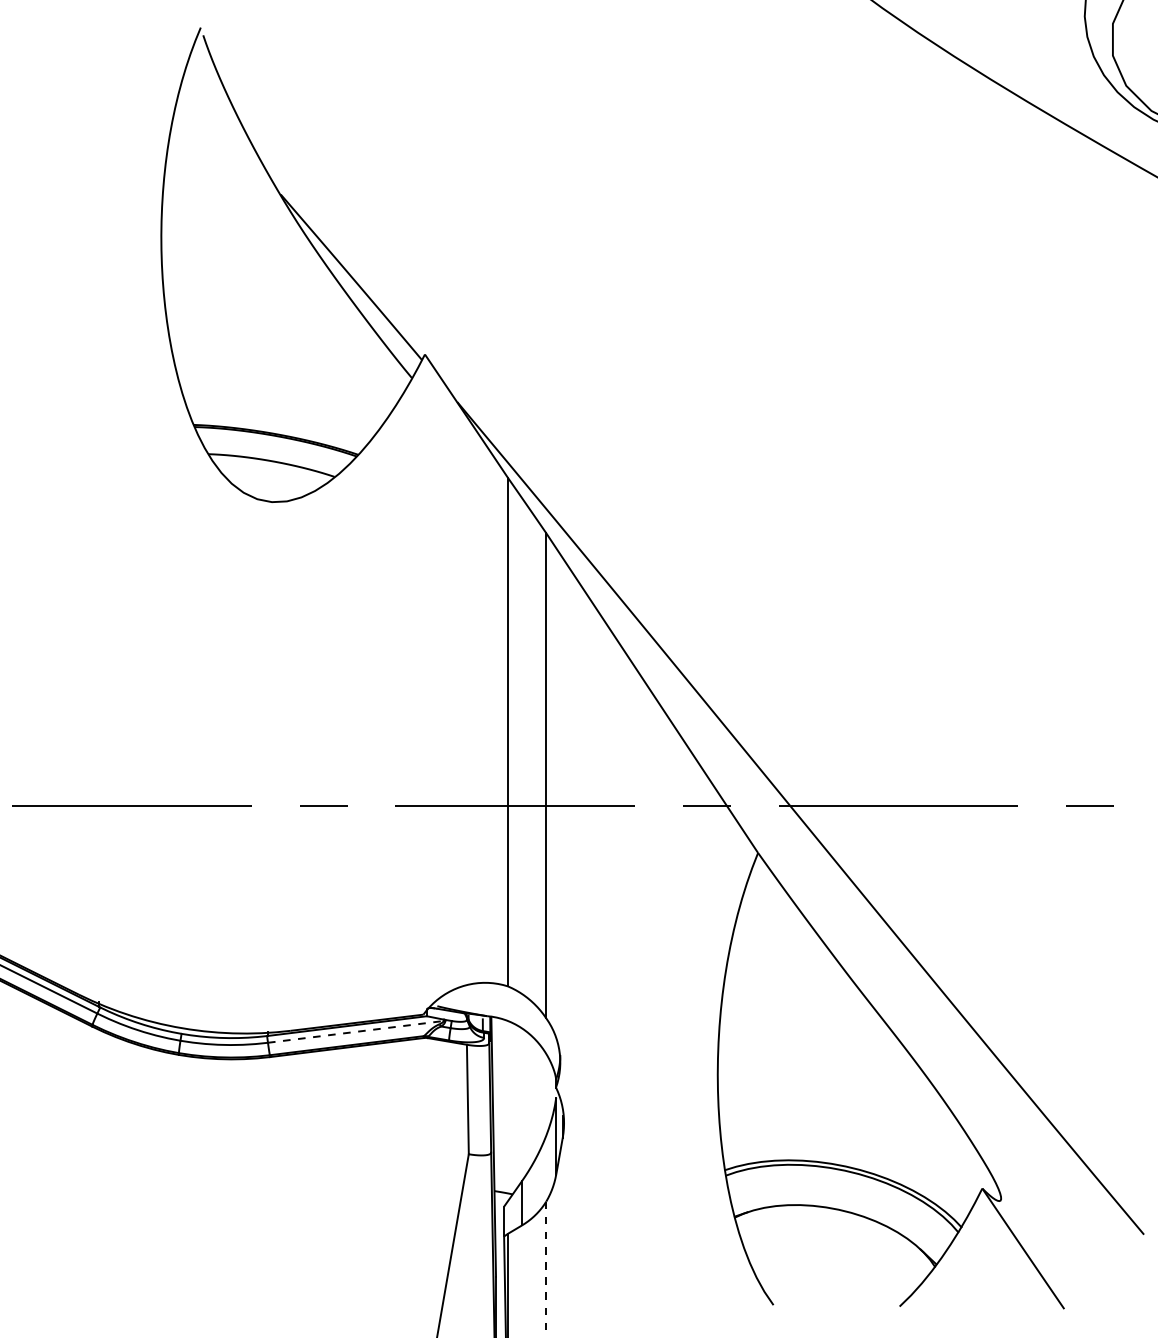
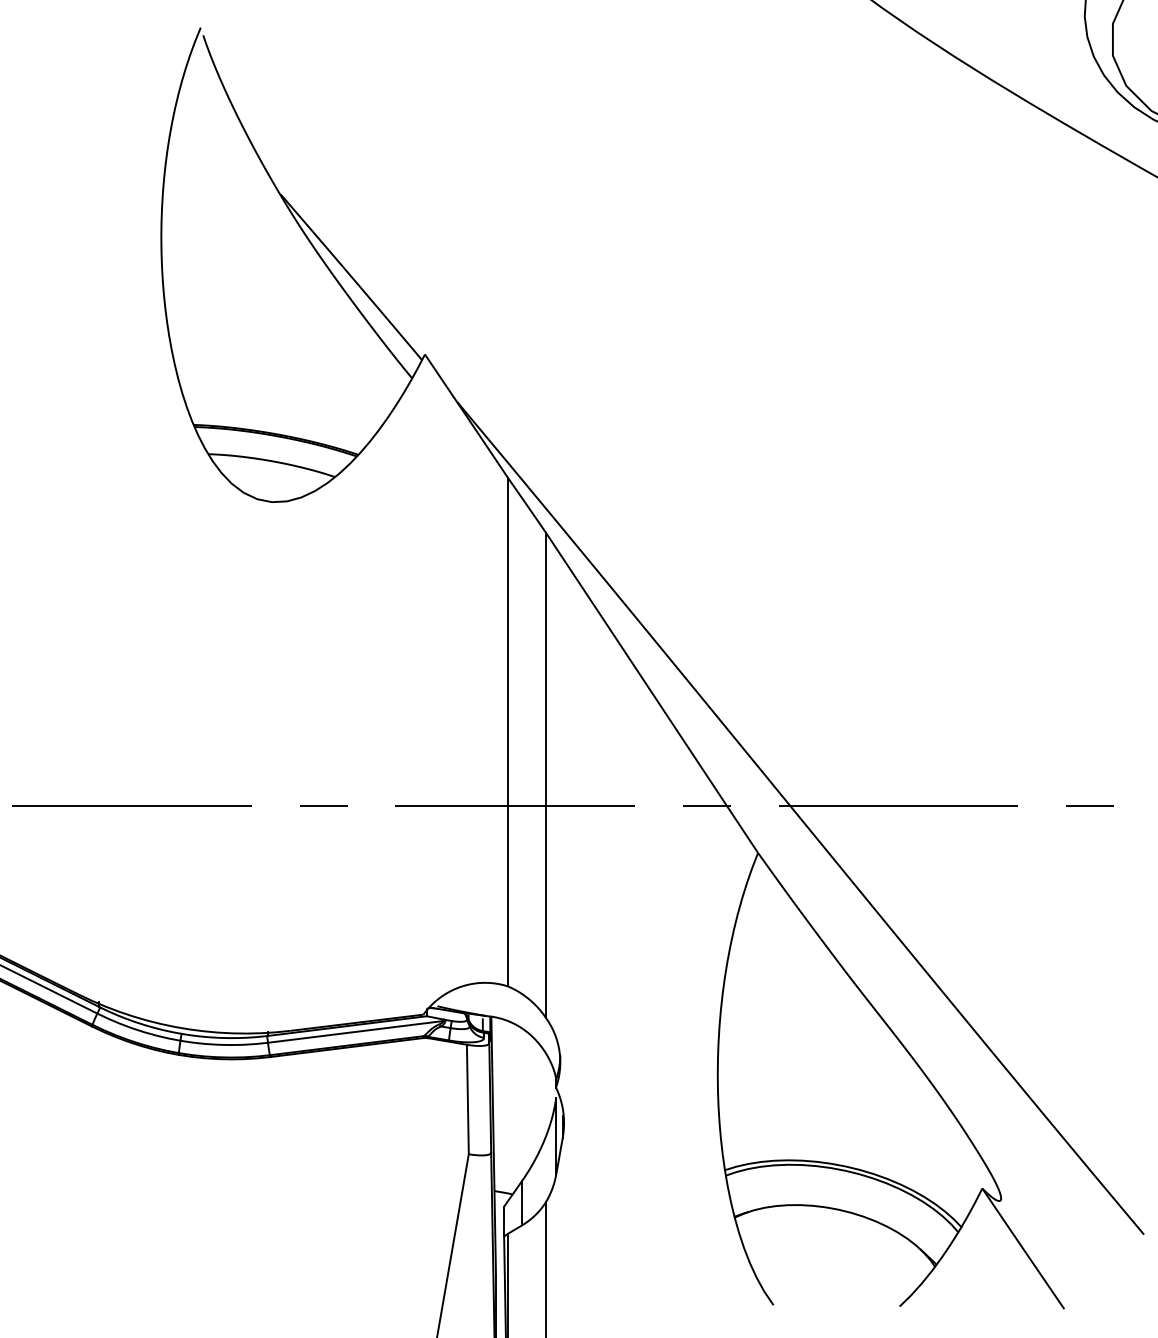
line: dashed -> solid (355, 1031)
line: dashed -> solid (546, 1269)
